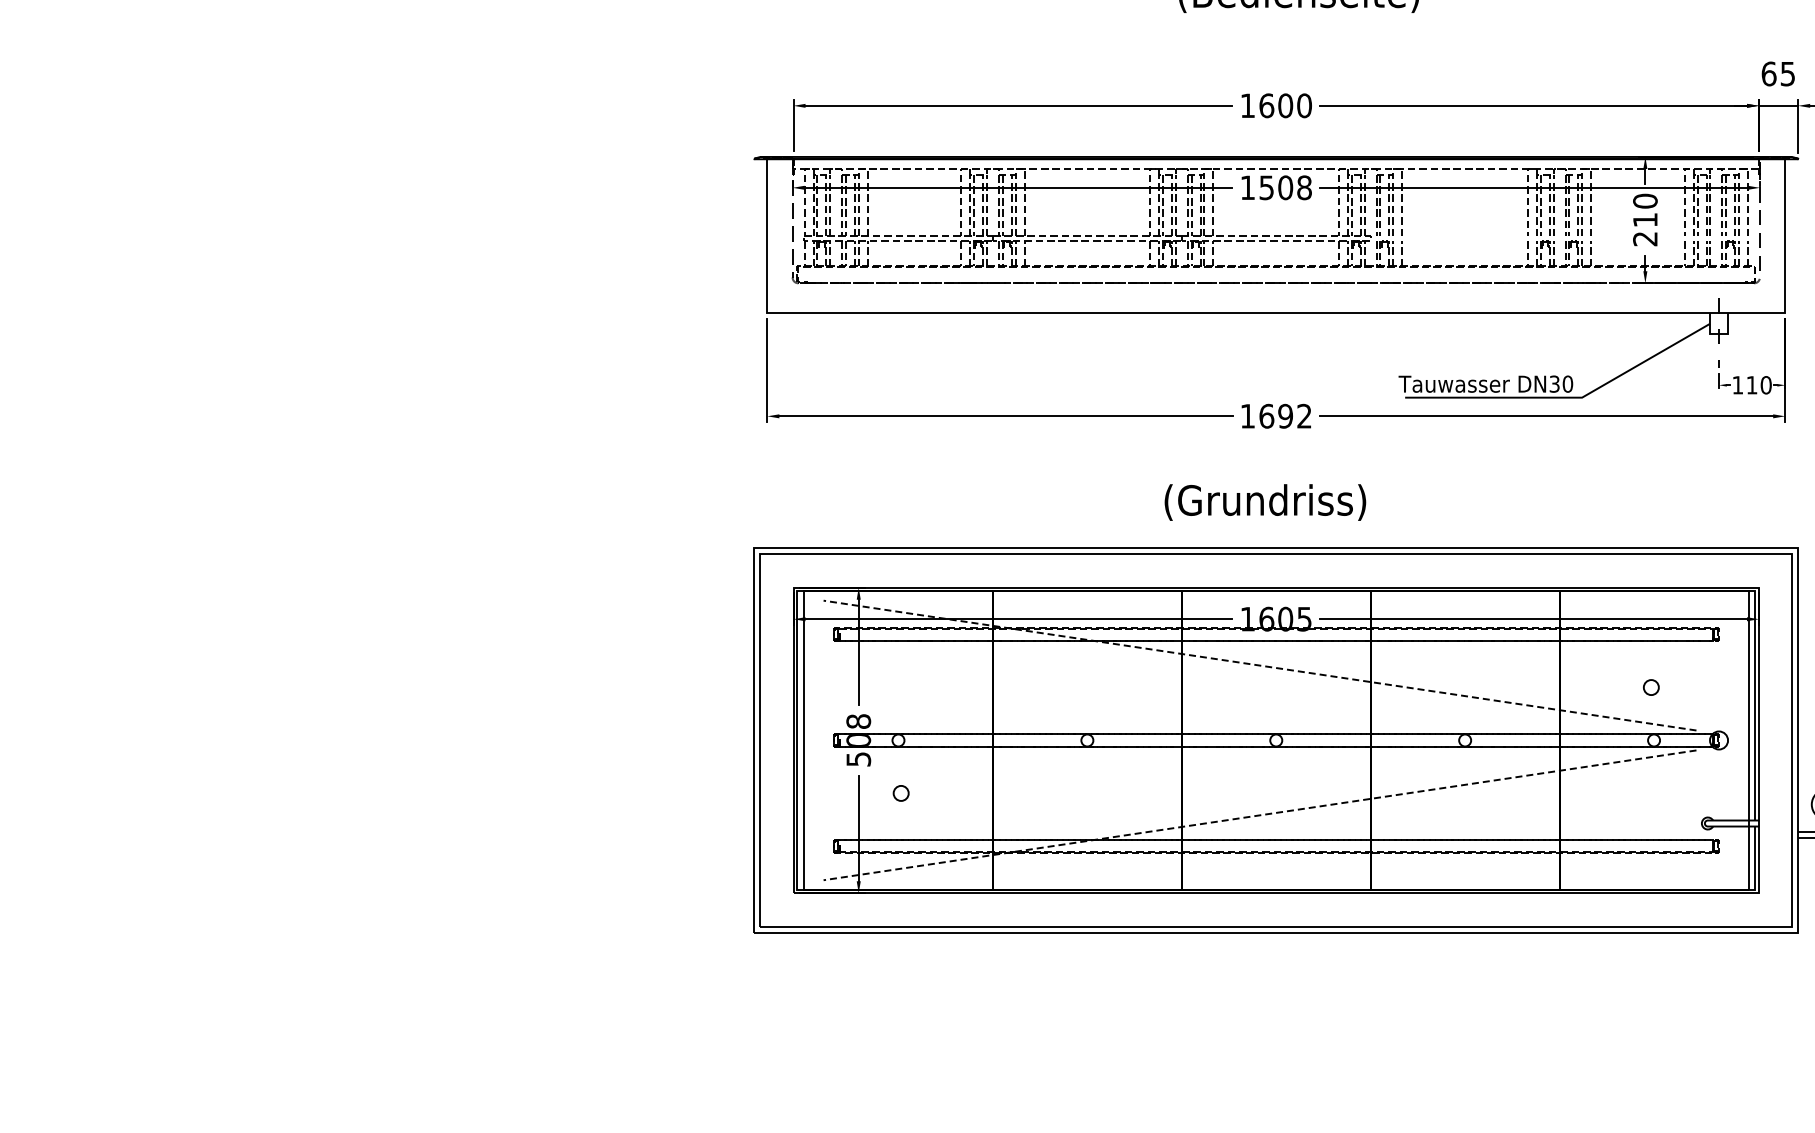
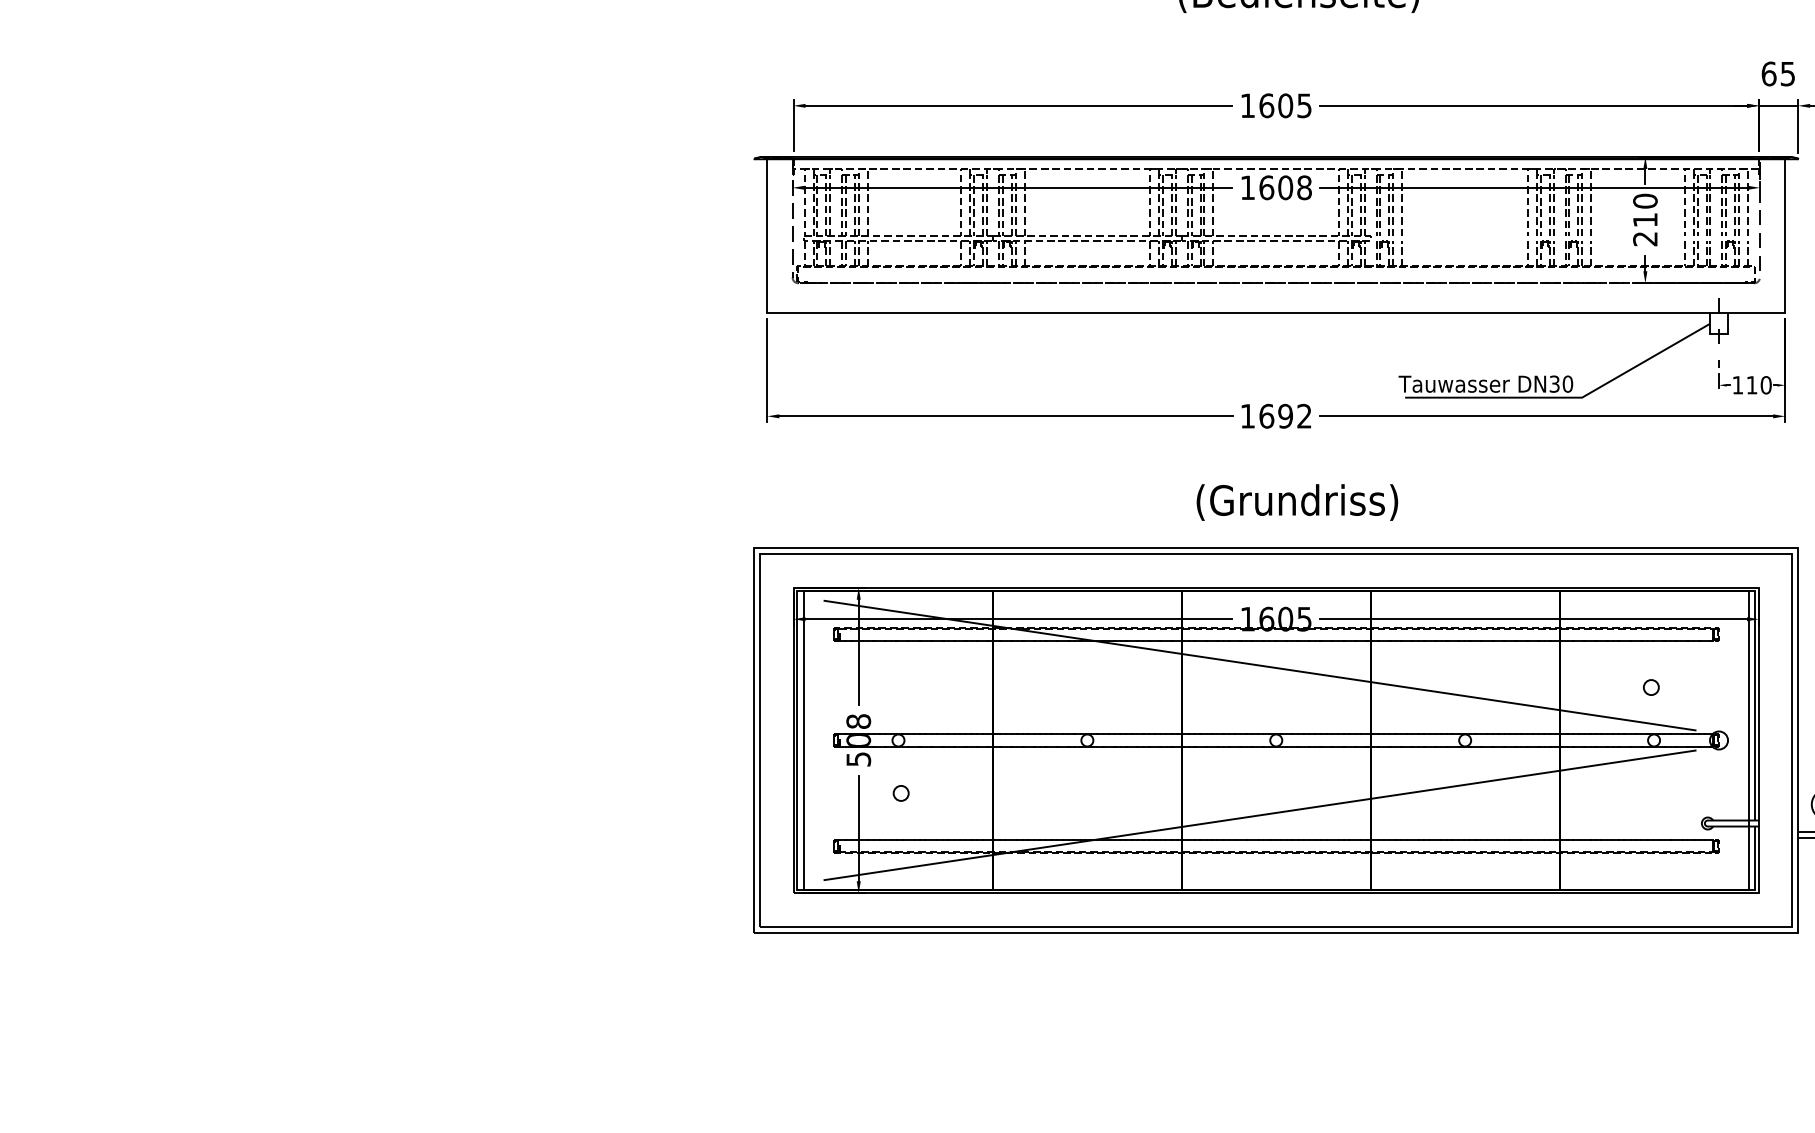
text: 1600 -> 1605 (1304, 105)
text: 1508 -> 1608 (1266, 187)
text position: (1265, 502) -> (1297, 502) (1297, 502)
line: dashed -> solid (1259, 665)
line: dashed -> solid (1259, 815)
